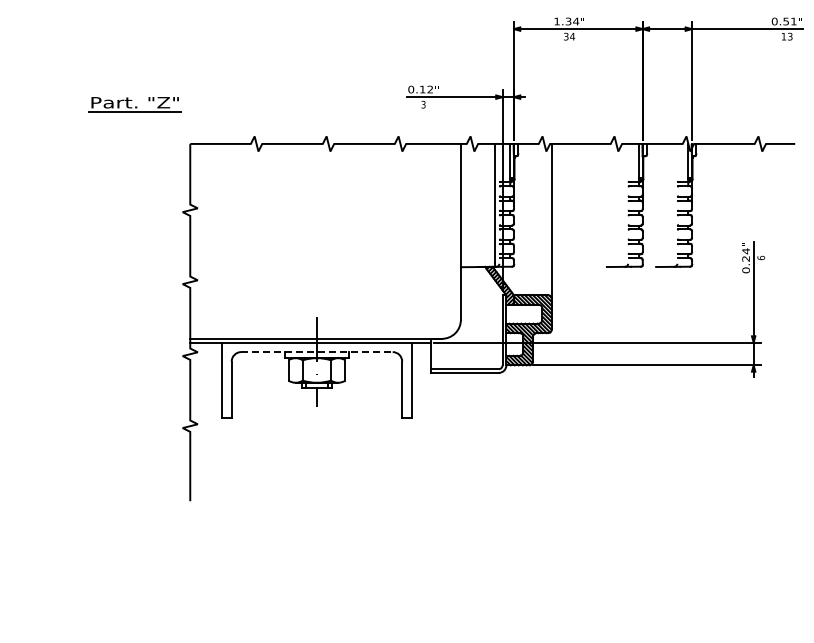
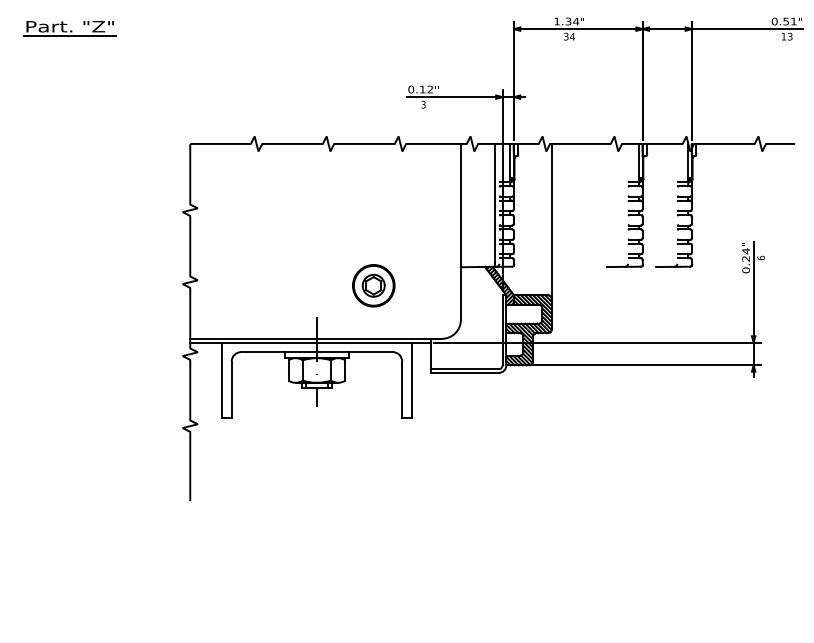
part position: (134, 104) -> (69, 28) (69, 28)
part: none -> present (373, 285)
line: dashed -> solid (316, 352)
